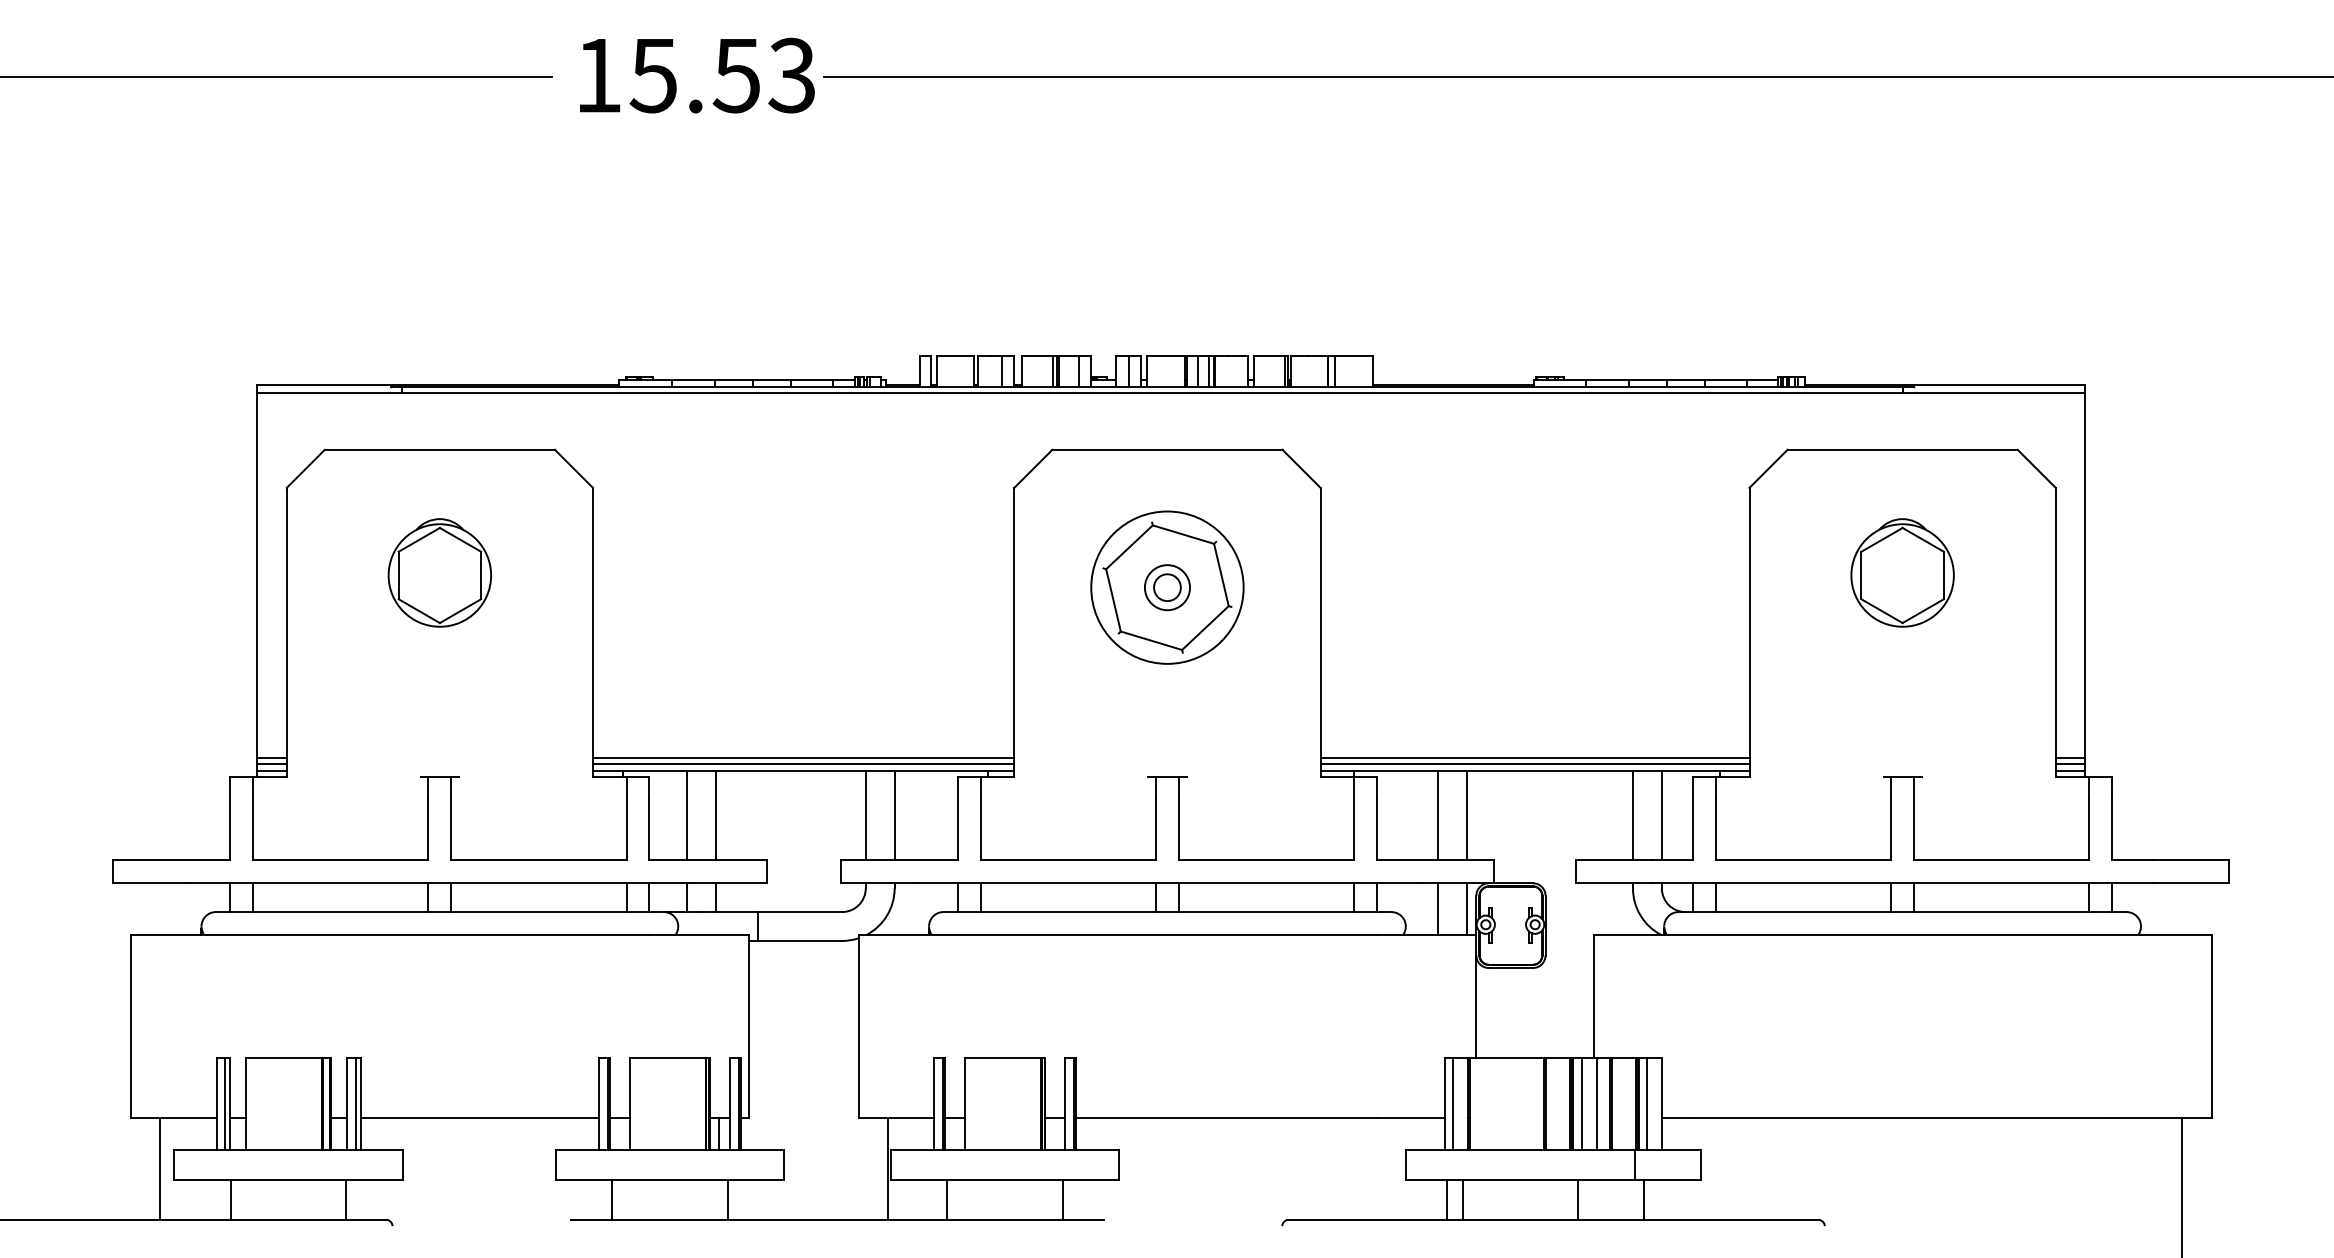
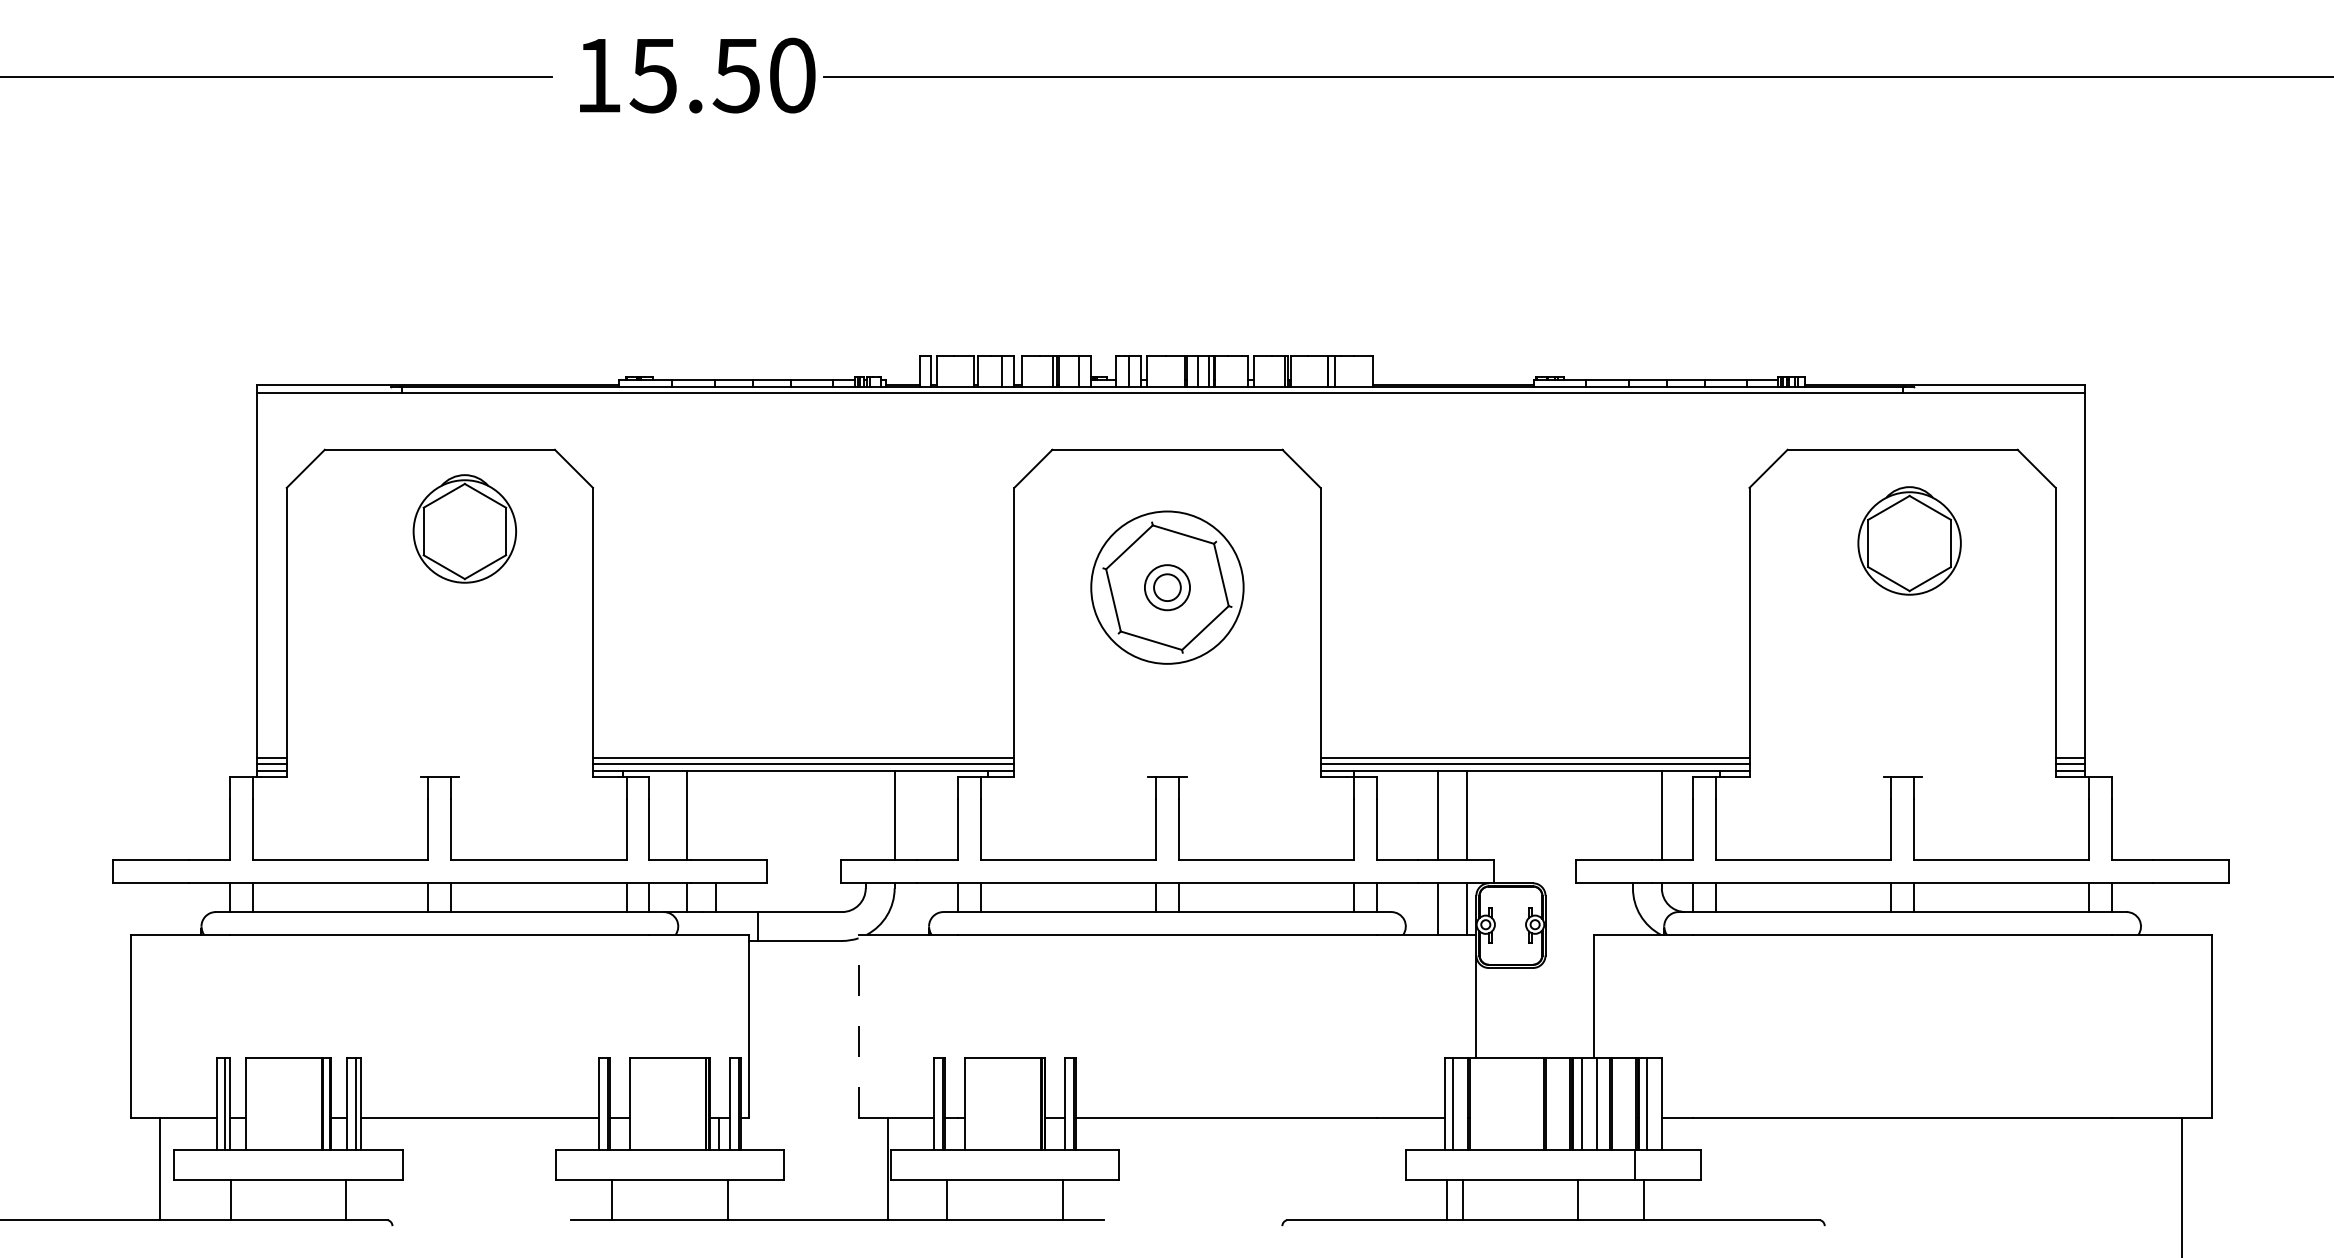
text: 15.53 -> 15.50 (791, 75)
part position: (439, 572) -> (464, 528) (464, 528)
part position: (1902, 572) -> (1909, 540) (1909, 540)
line: present -> none (716, 815)
line: present -> none (865, 815)
line: present -> none (1632, 815)
line: solid -> dashed (858, 1025)
